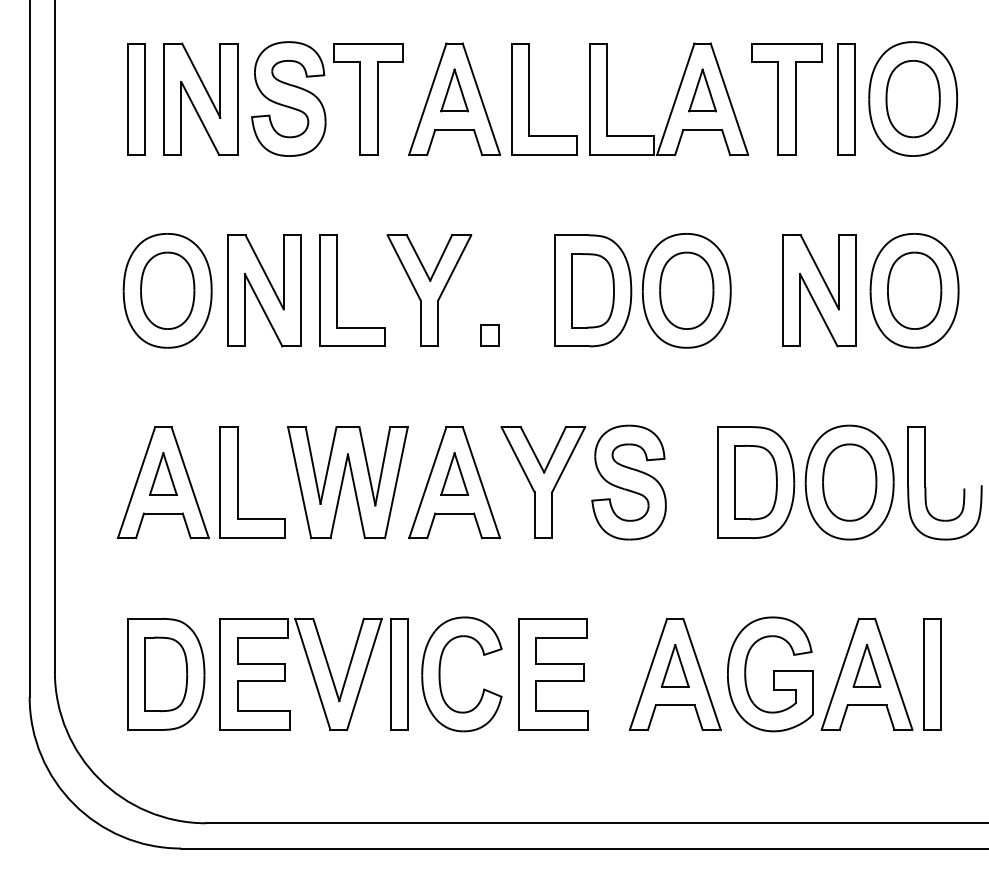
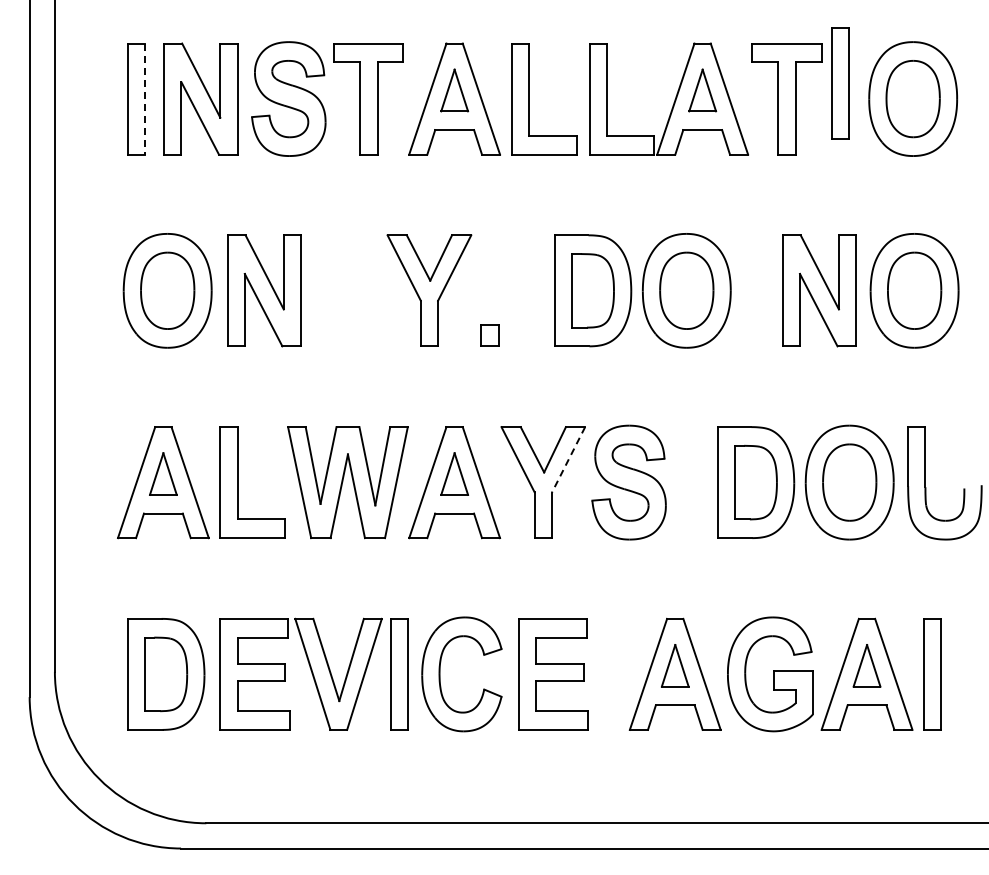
line: solid -> dashed (145, 99)
part position: (846, 99) -> (840, 83) (840, 83)
part: present -> none (337, 290)
line: solid -> dashed (568, 459)
